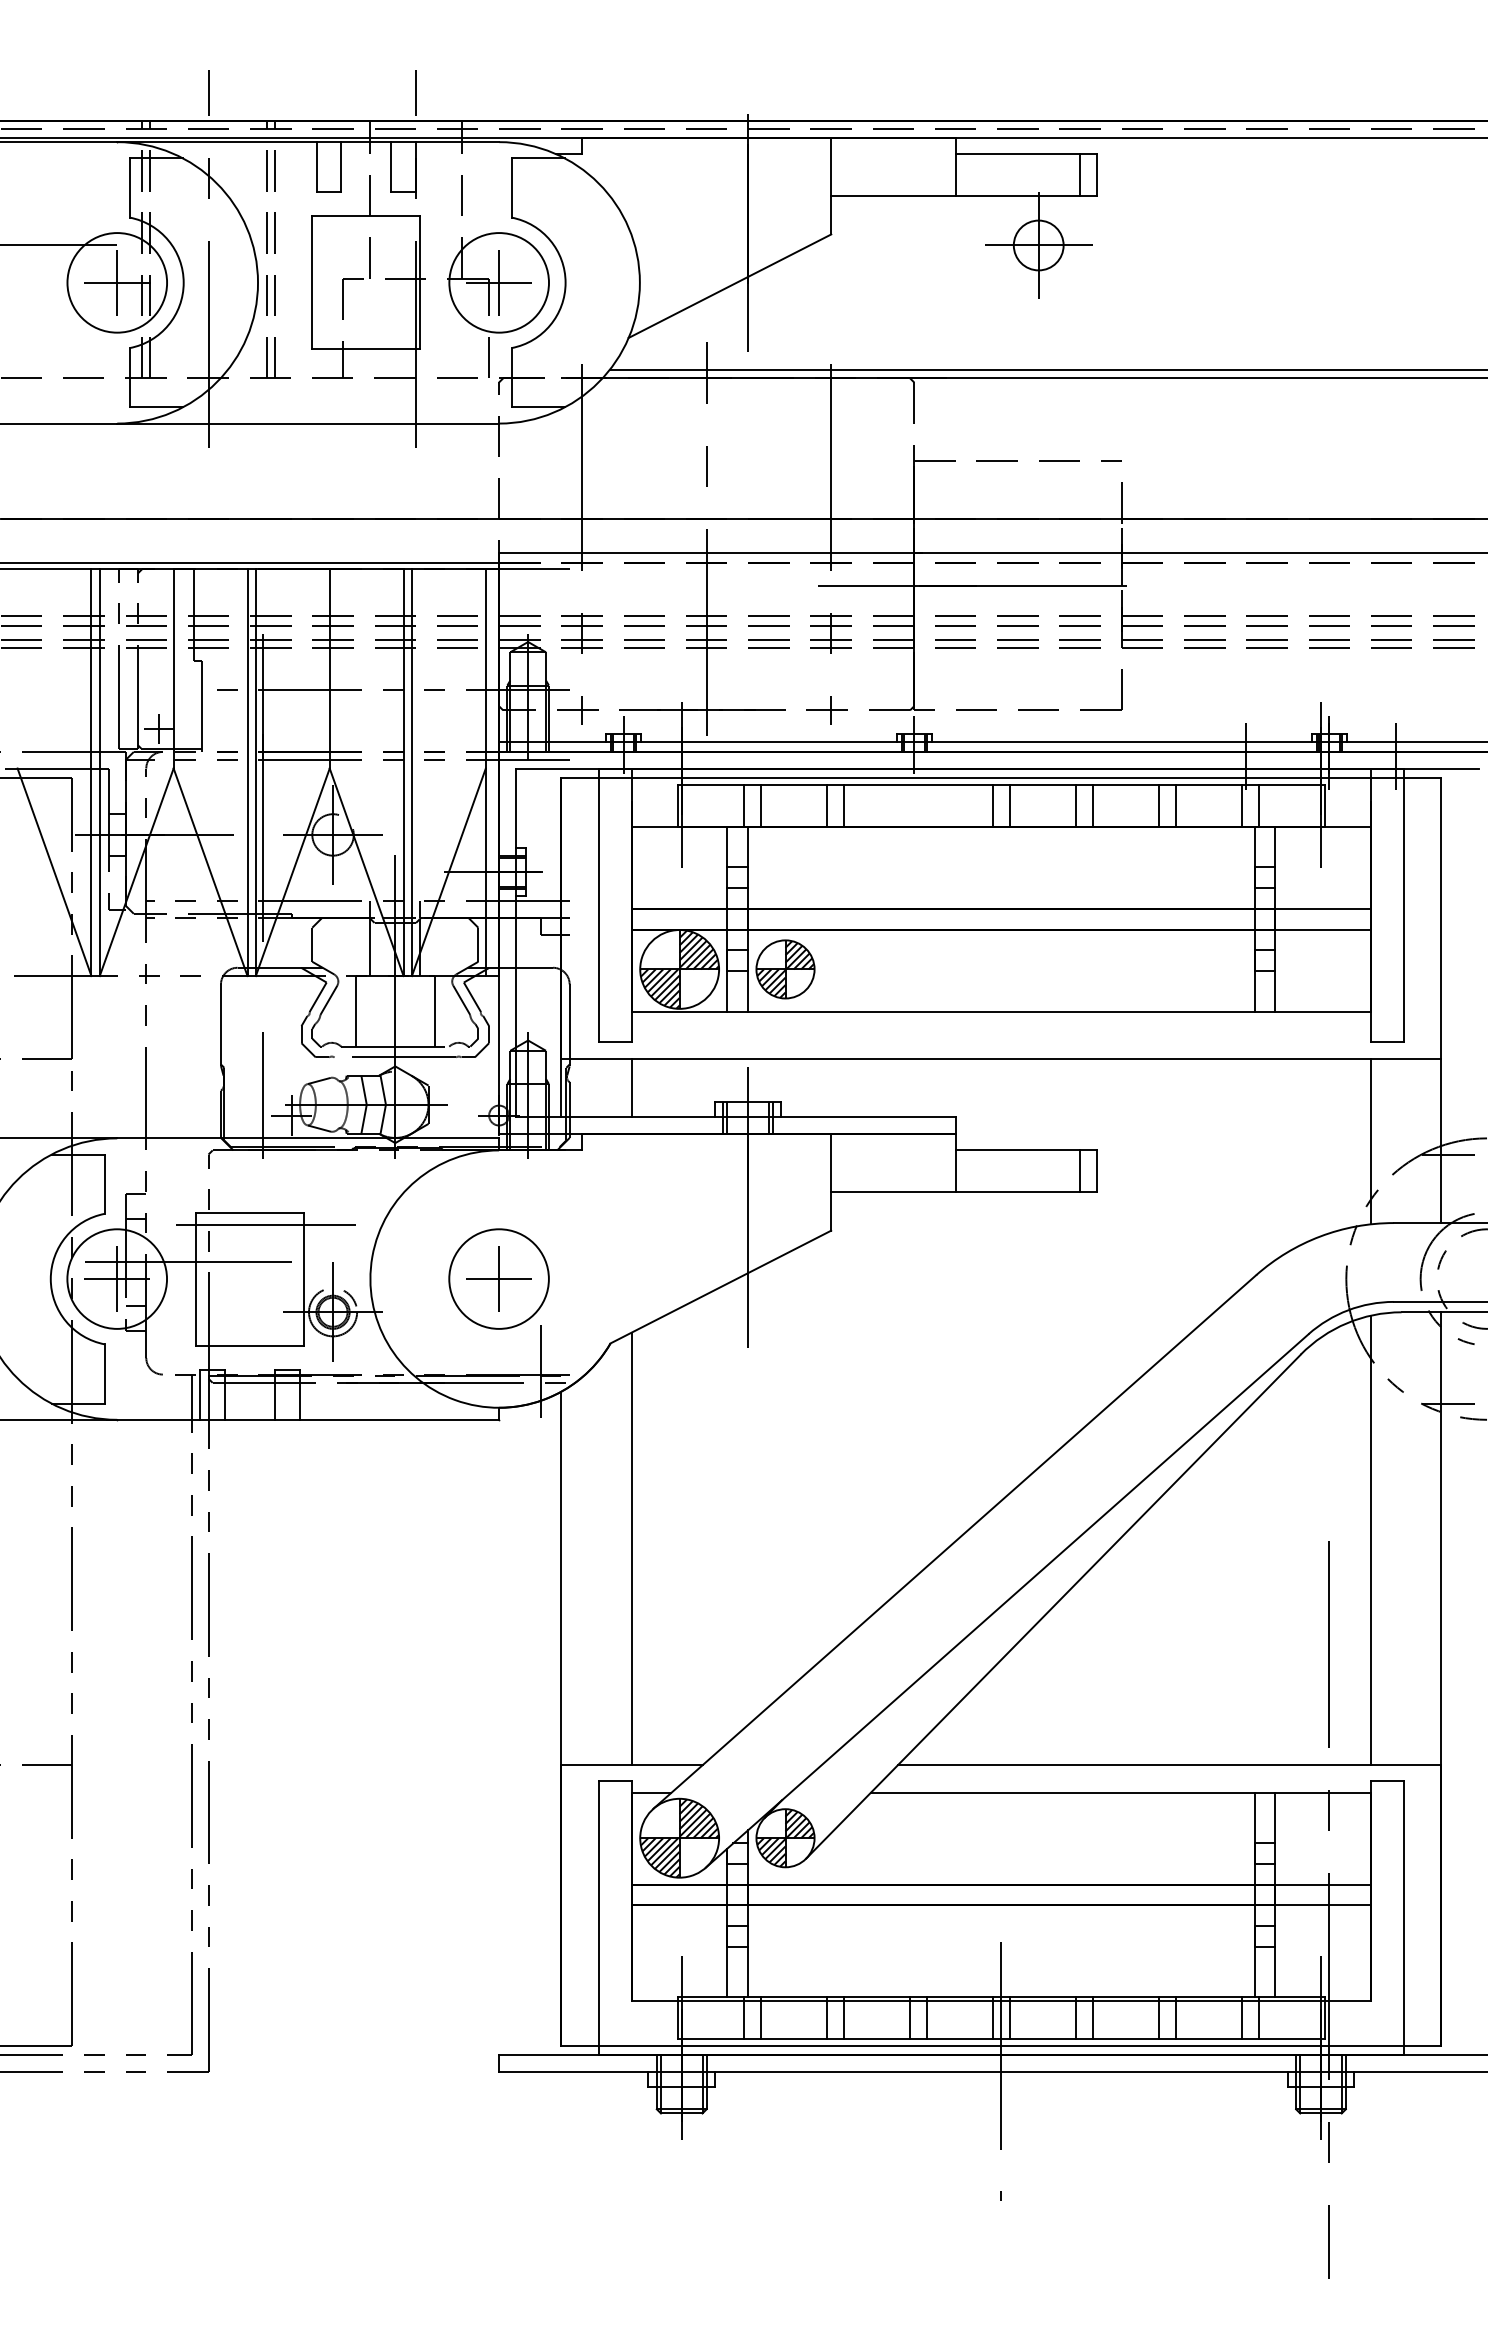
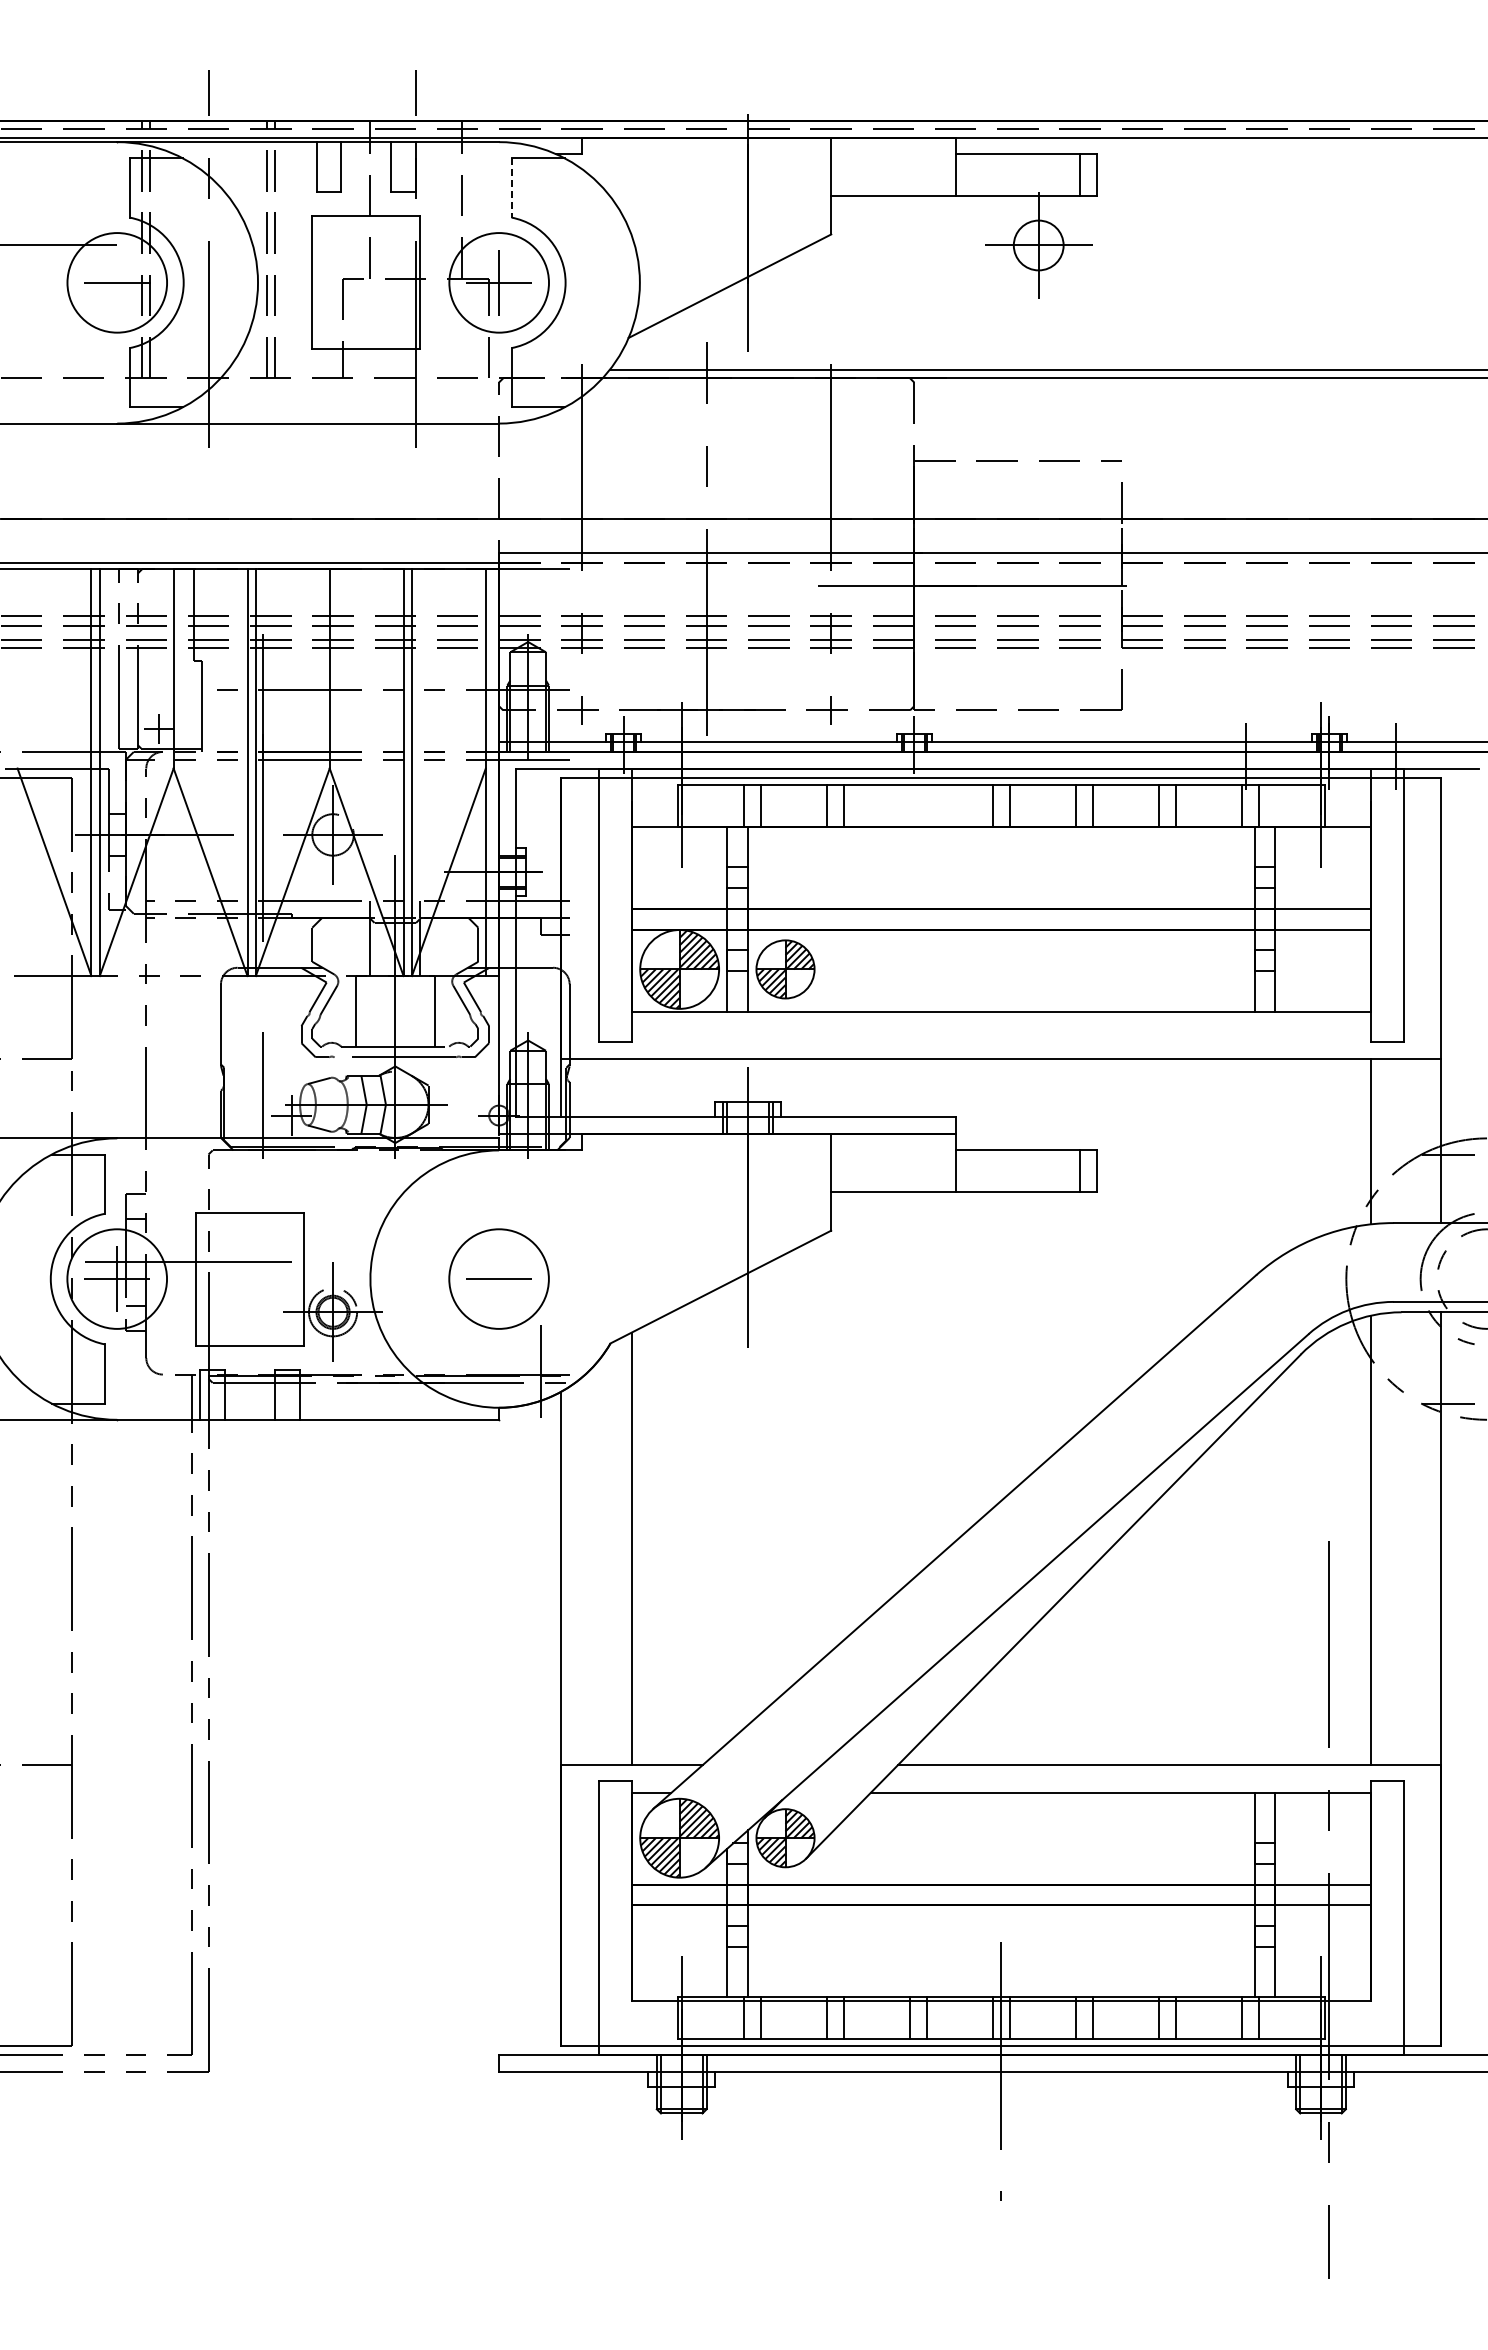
line: solid -> dashed (511, 188)
line: present -> none (117, 282)
line: present -> none (631, 1088)
line: present -> none (266, 1225)
line: present -> none (499, 1278)
